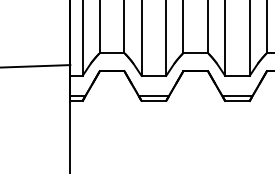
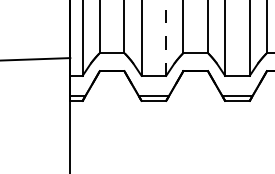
line: solid -> dashed (166, 37)
line position: (36, 66) -> (36, 59) (36, 59)
